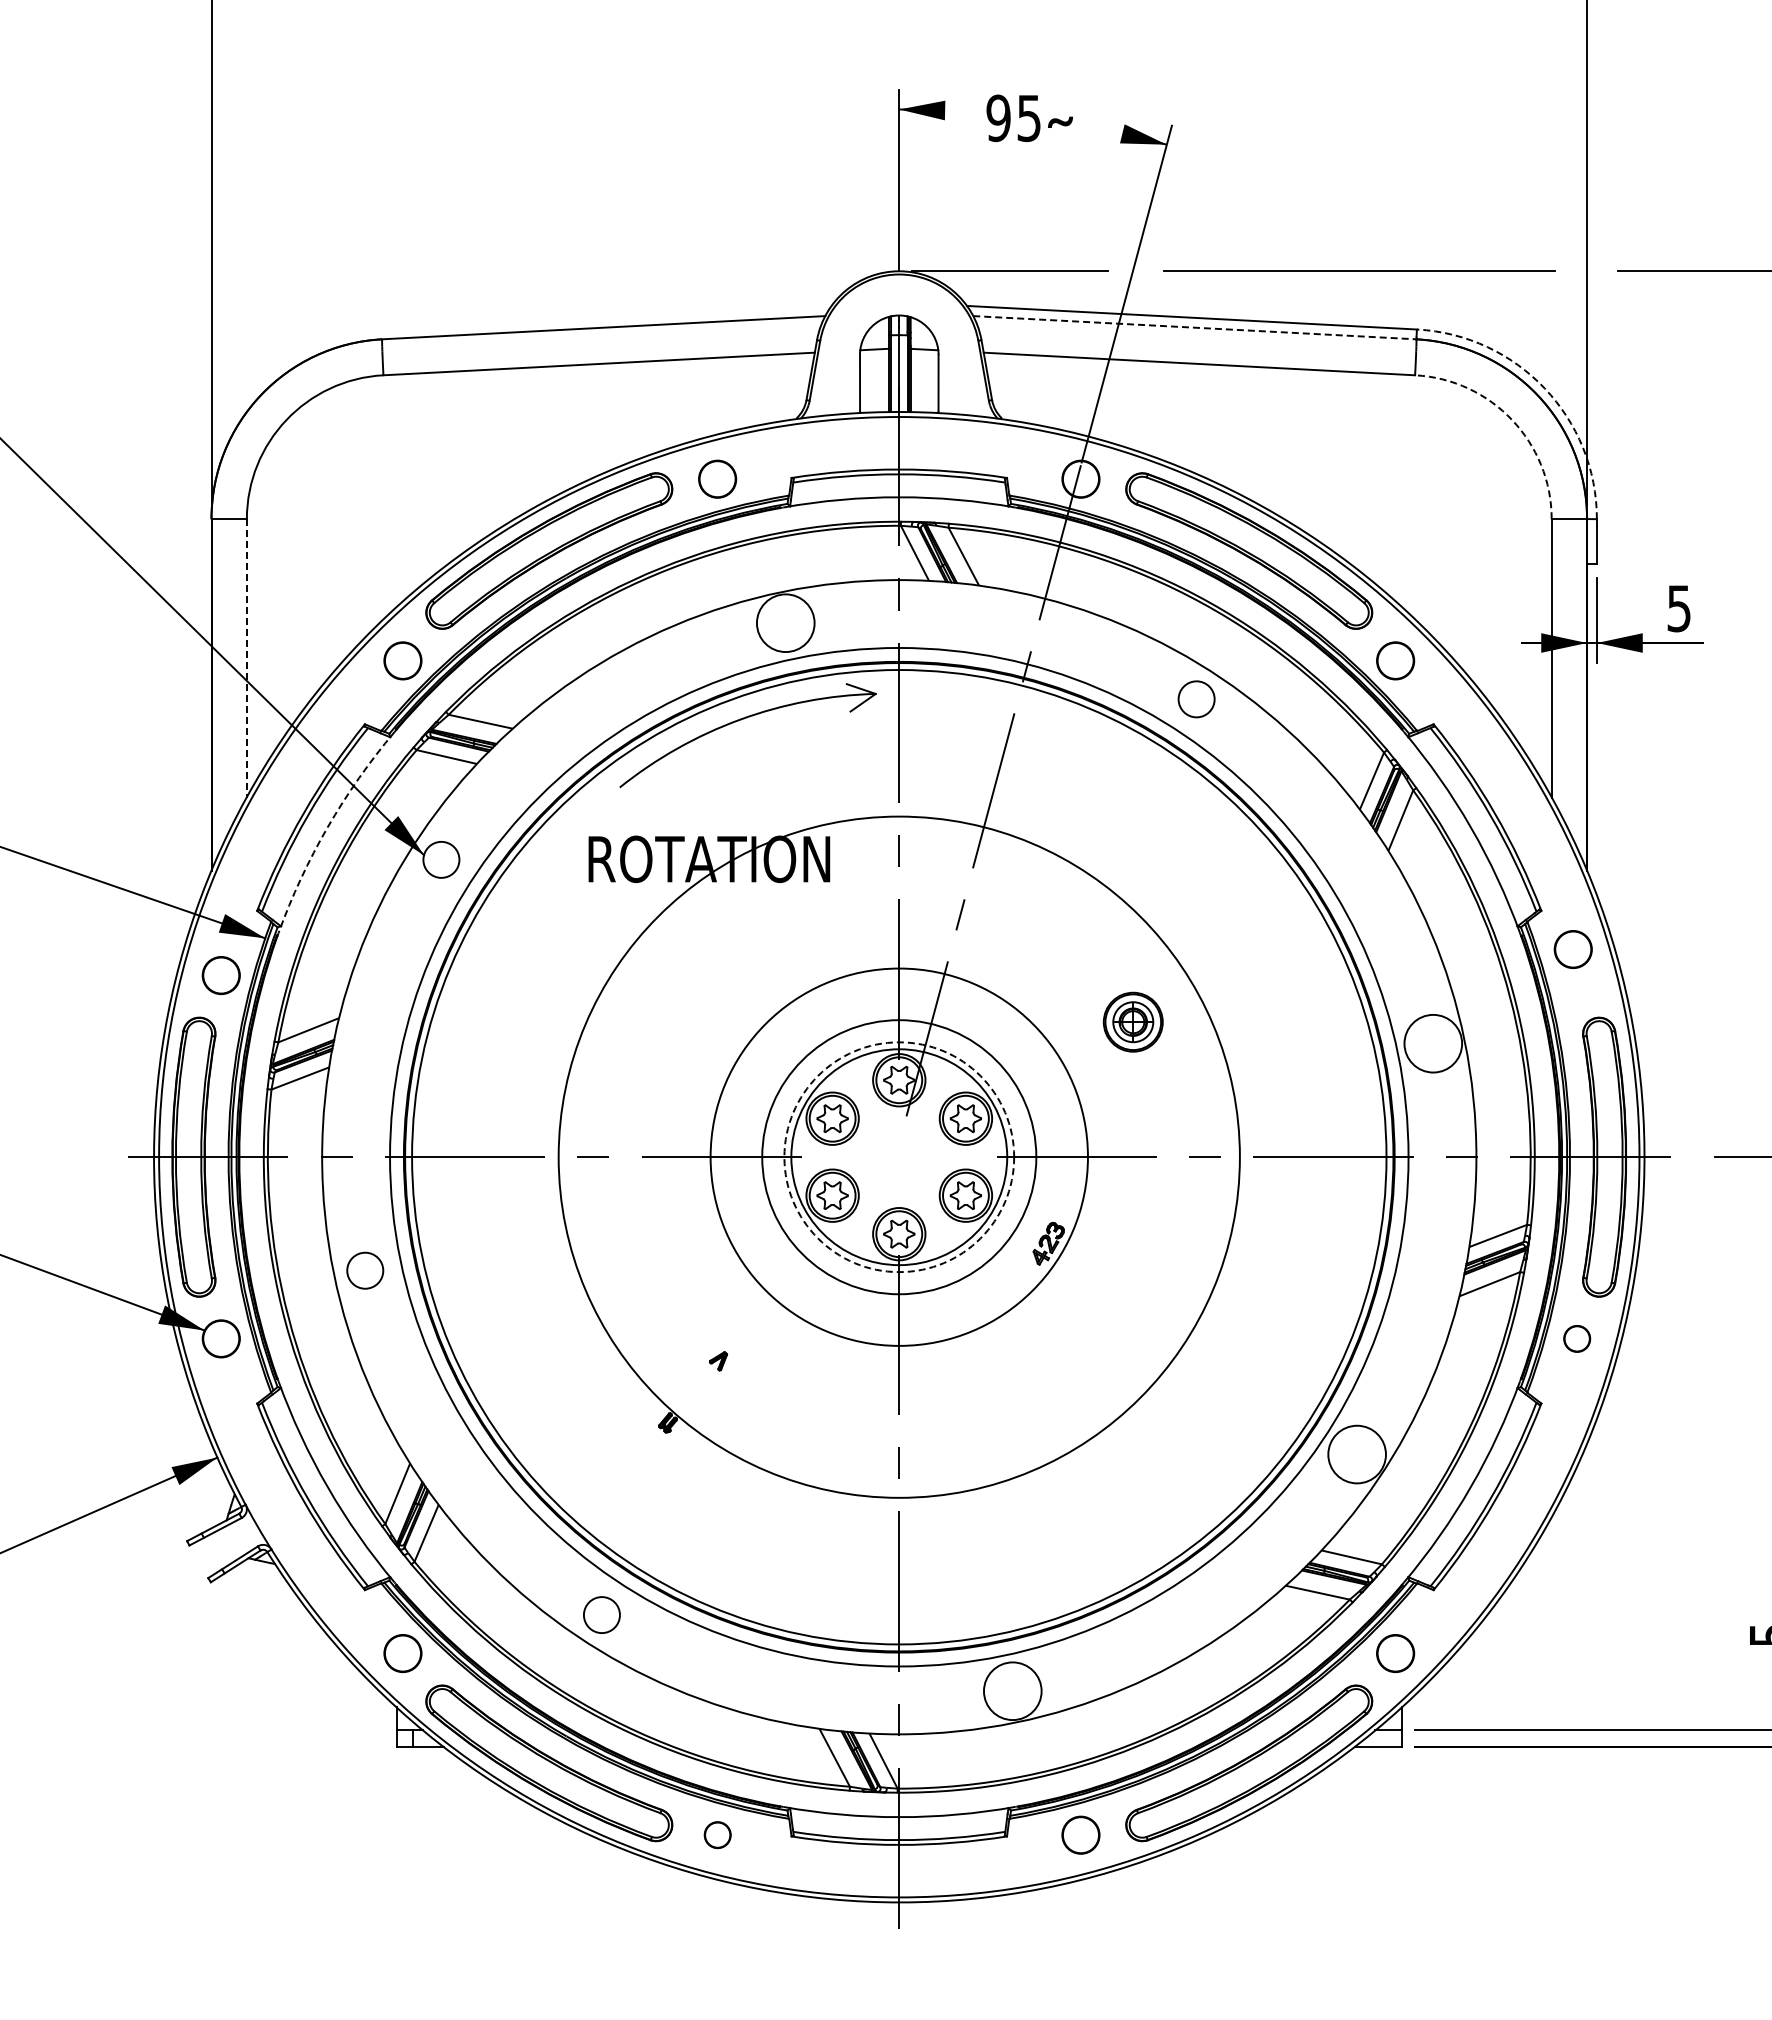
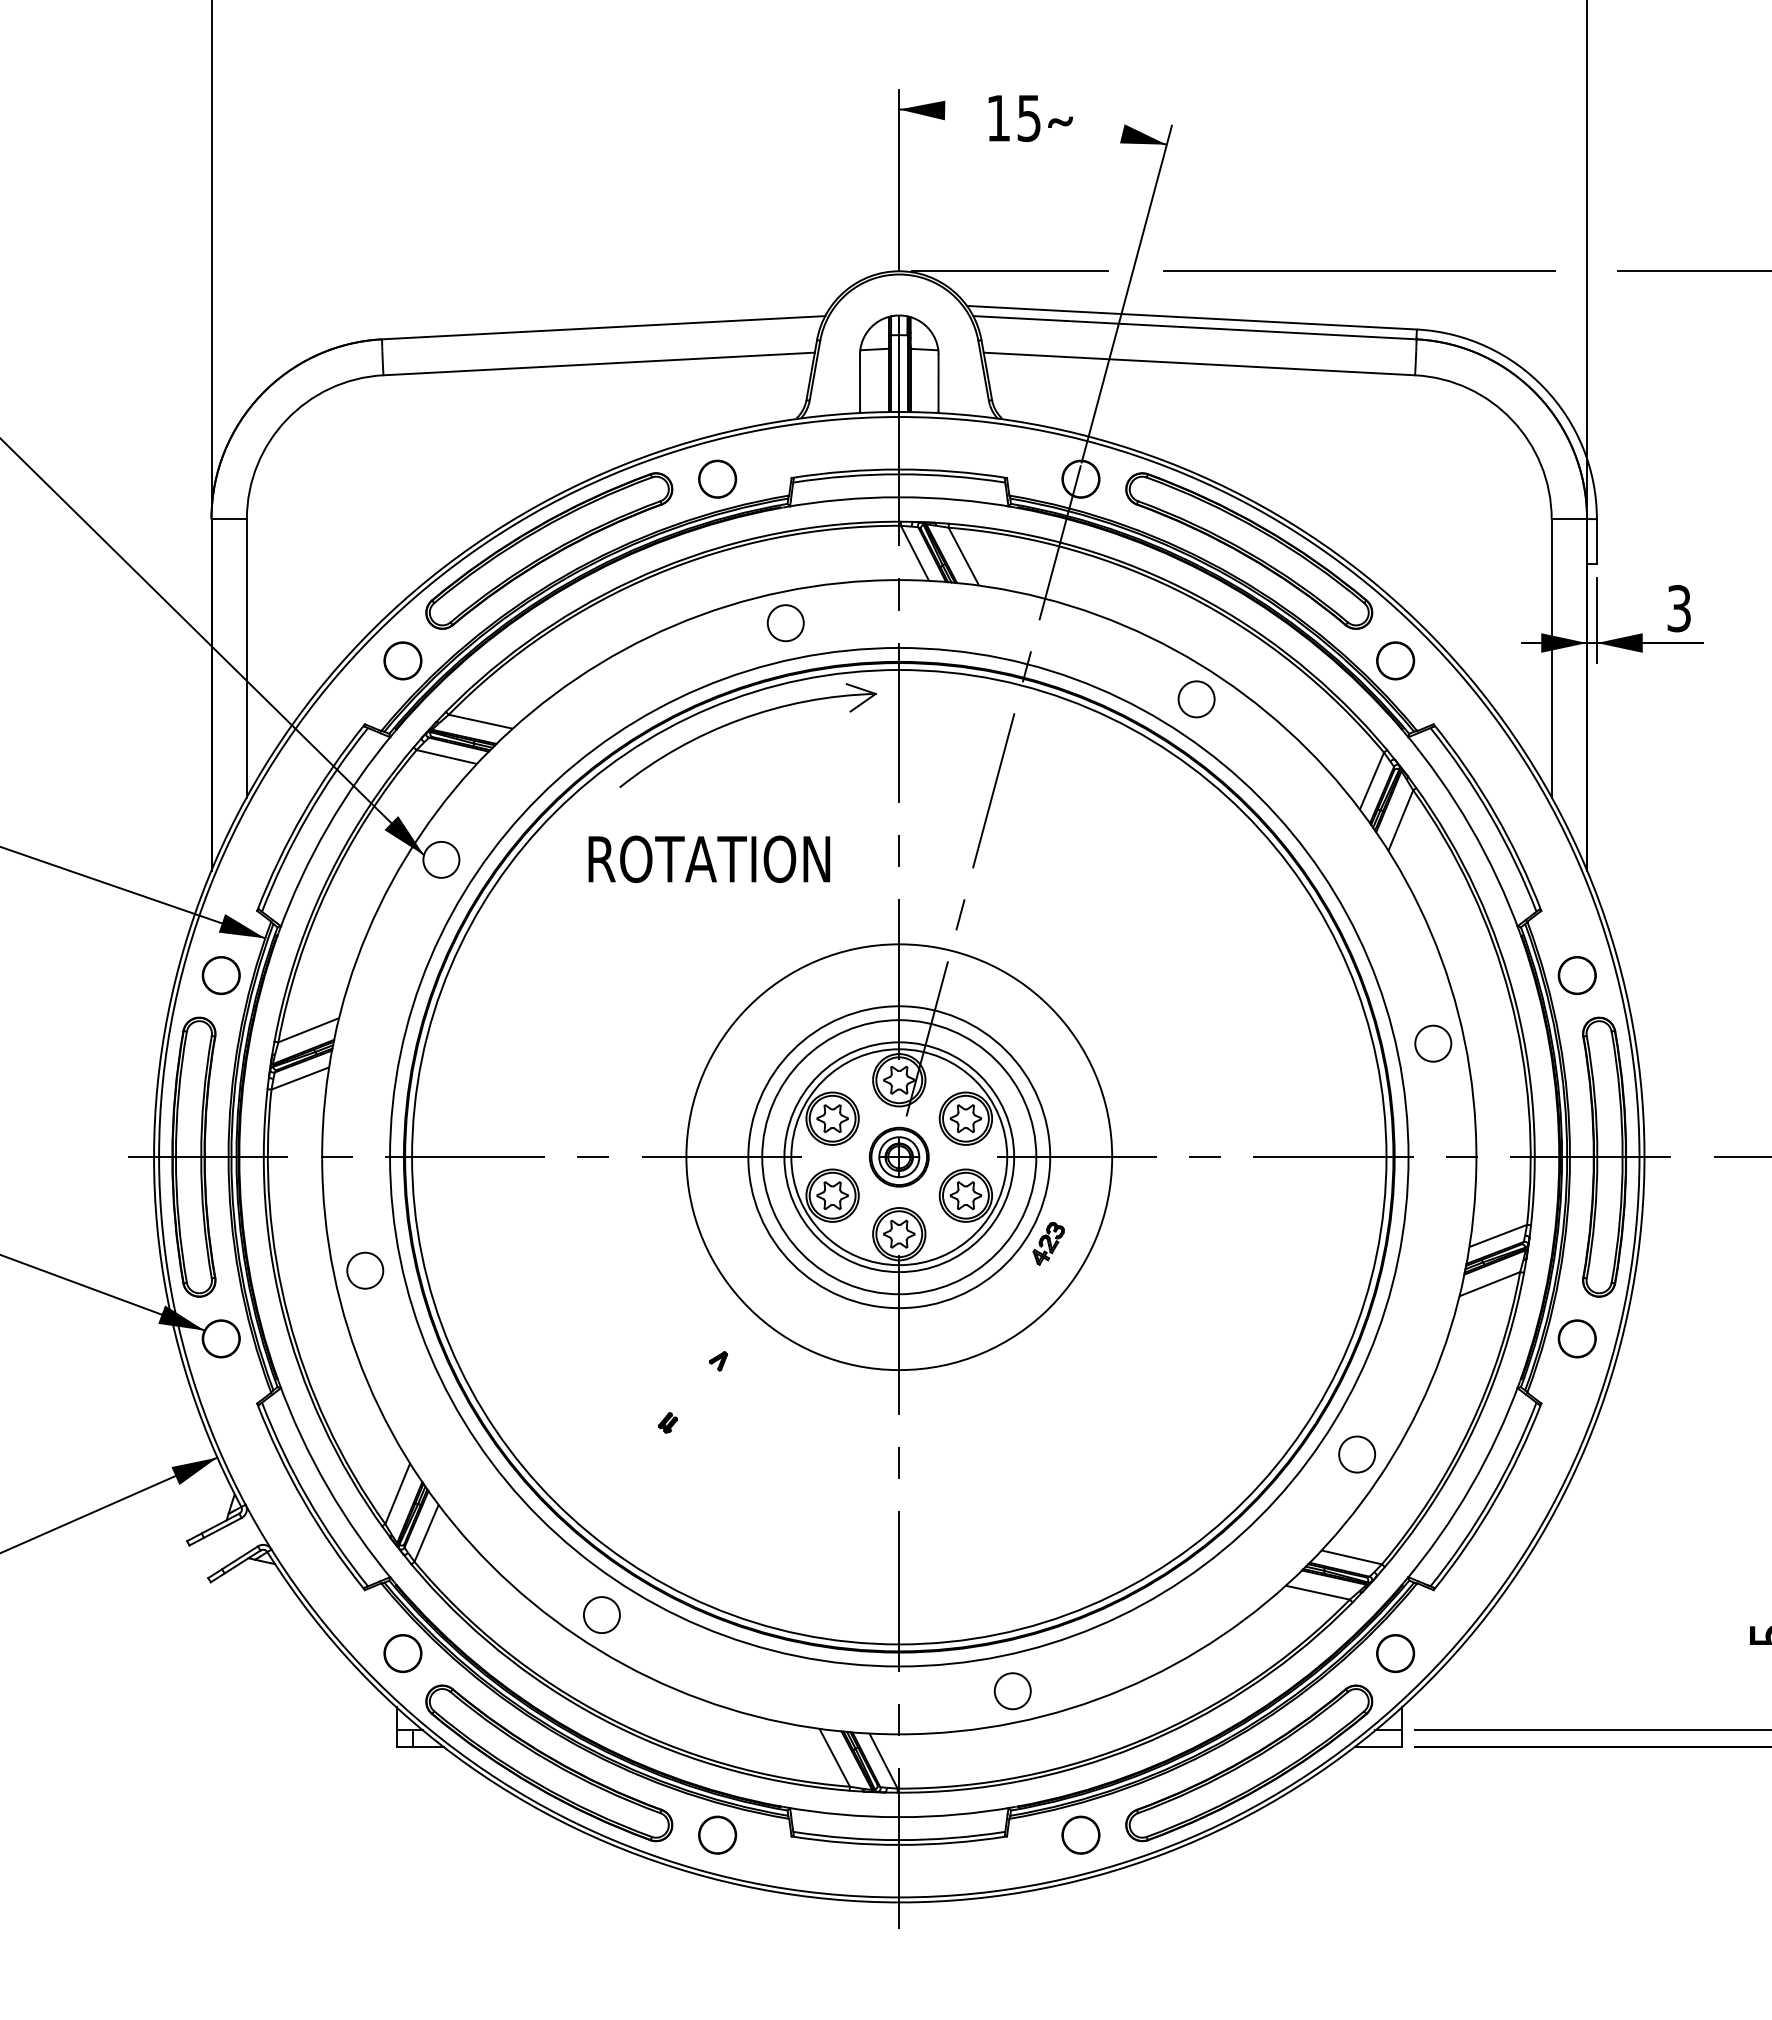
text: 95 -> 15 (998, 118)
line: dashed -> solid (1194, 327)
arc: dashed -> solid (1544, 388)
arc: dashed -> solid (1512, 420)
text: 5 -> 3 (1679, 607)
circle diameter: 58 px -> 36 px (785, 623)
line: dashed -> solid (246, 658)
arc: dashed -> solid (327, 827)
circle position: (1572, 949) -> (1576, 975) (1576, 975)
part position: (1132, 1021) -> (898, 1156) (898, 1156)
circle diameter: 58 px -> 36 px (1433, 1043)
circle diameter: 377 px -> 302 px (899, 1157)
circle diameter: 681 px -> 426 px (899, 1157)
circle: dashed -> solid (899, 1157)
circle size: 29x28 px -> 40x40 px (1576, 1338)
circle diameter: 58 px -> 36 px (1357, 1454)
circle diameter: 58 px -> 36 px (1012, 1691)
circle size: 29x29 px -> 40x40 px (717, 1834)
